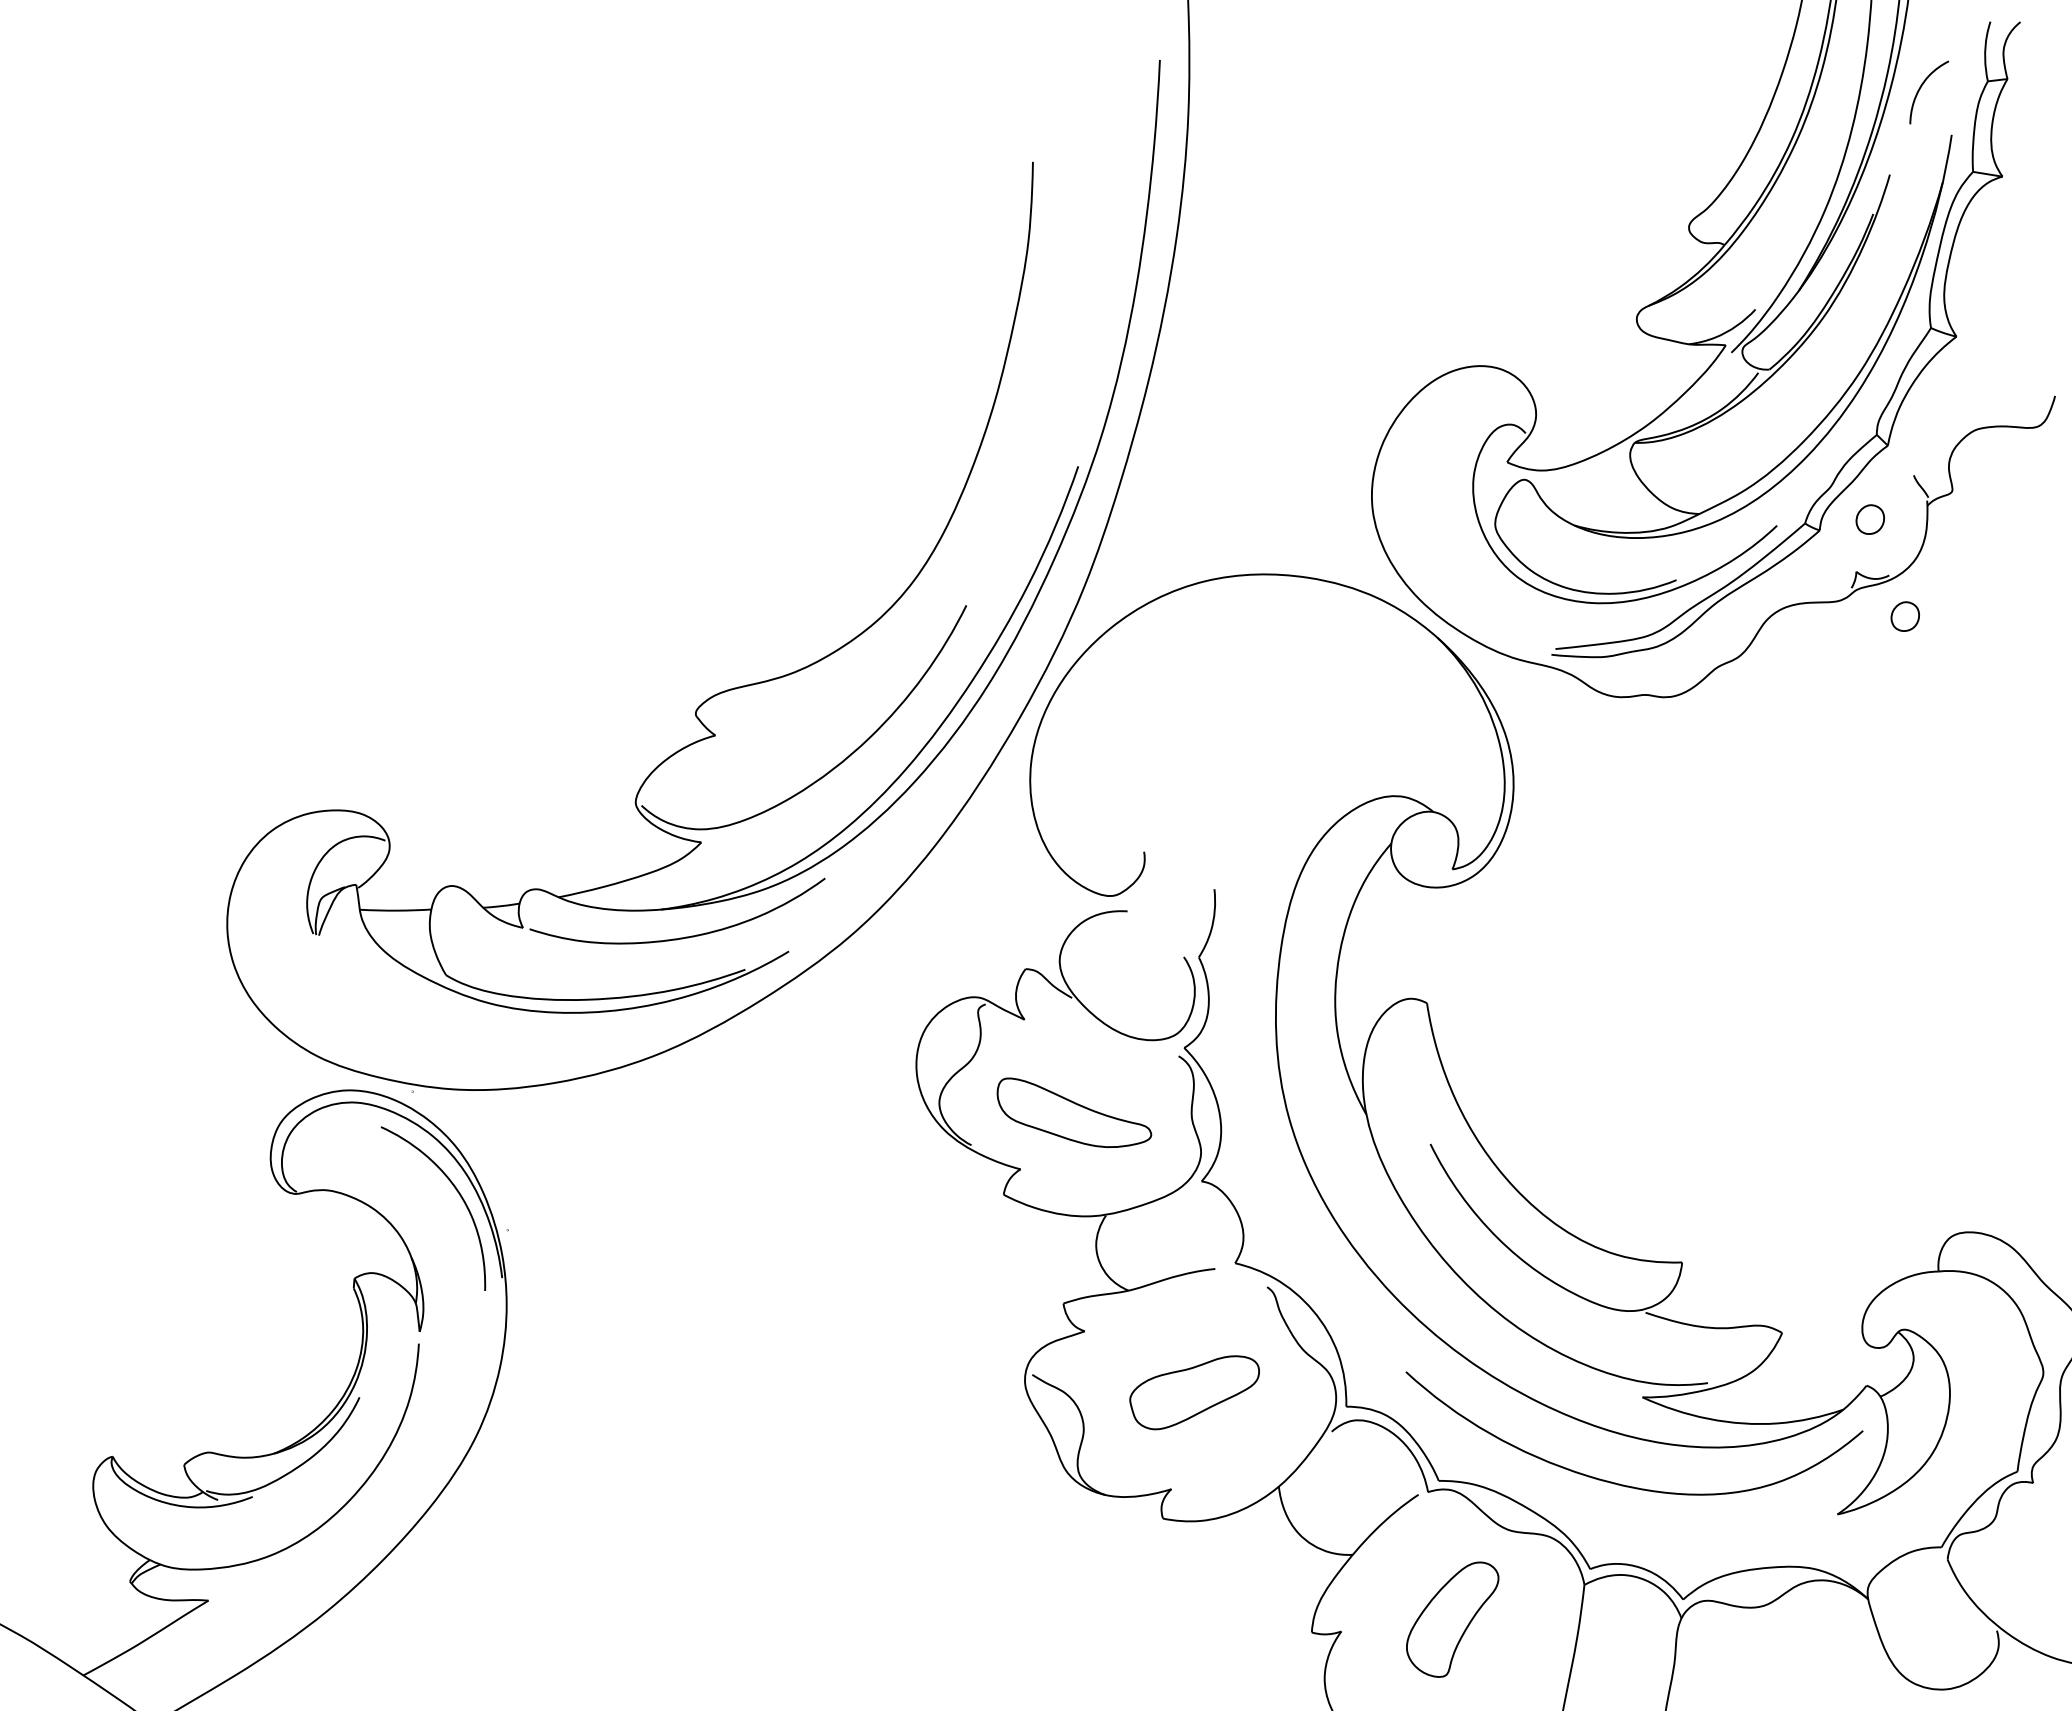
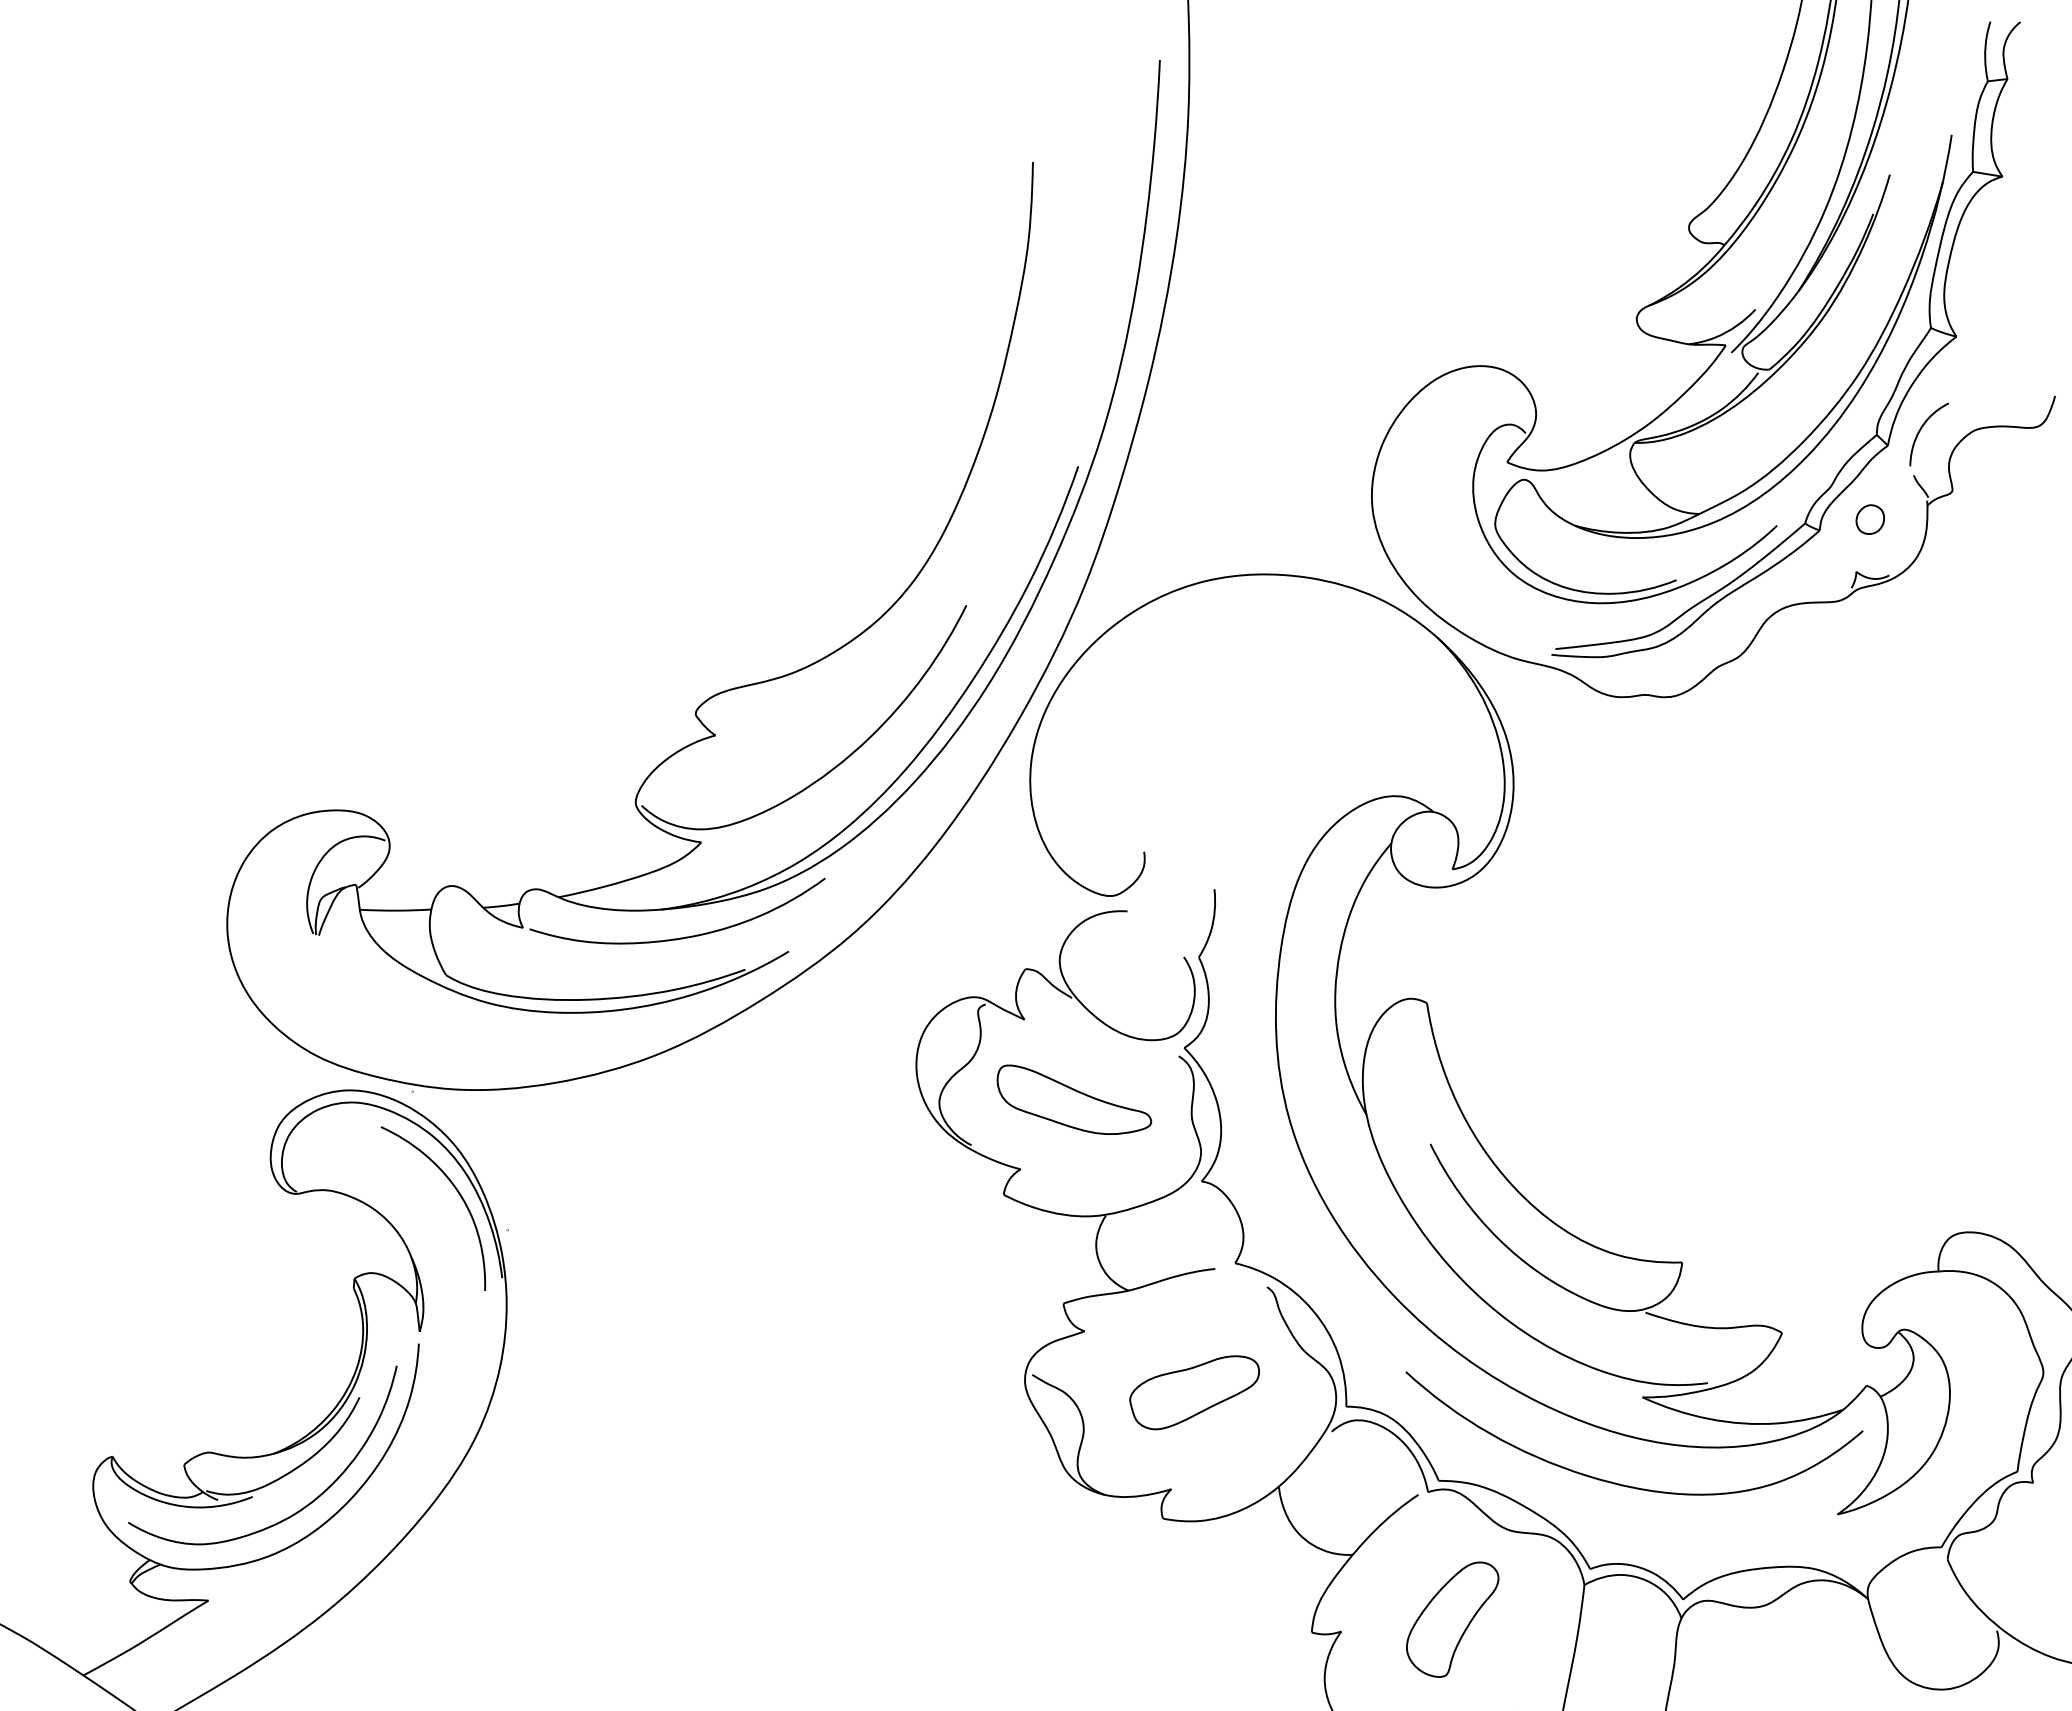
curve position: (1922, 86) -> (1922, 428) (1922, 428)
part: present -> none (1904, 616)
part position: (1074, 1112) -> (1074, 1099) (1074, 1099)
curve: none -> present (298, 1510)
